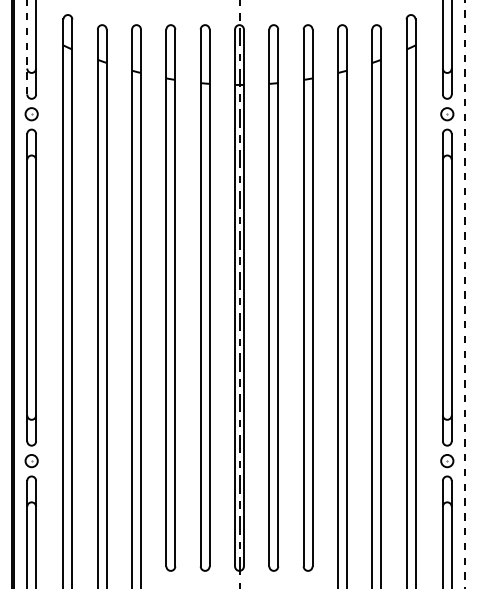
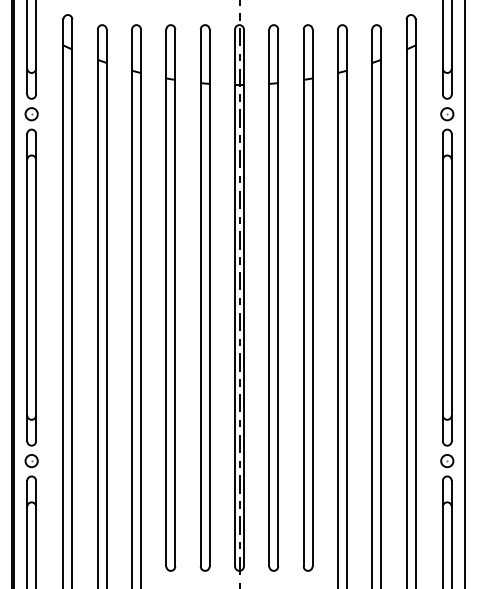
line: dashed -> solid (27, 47)
line: dashed -> solid (464, 294)
